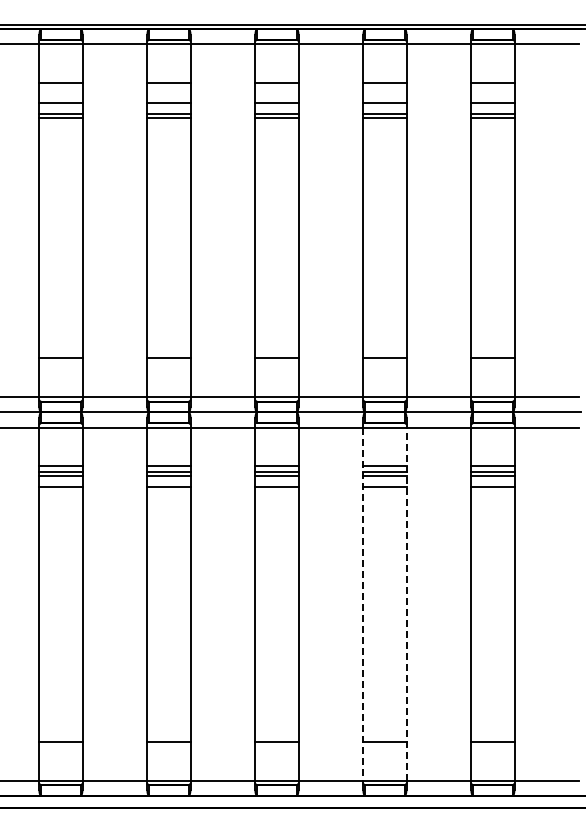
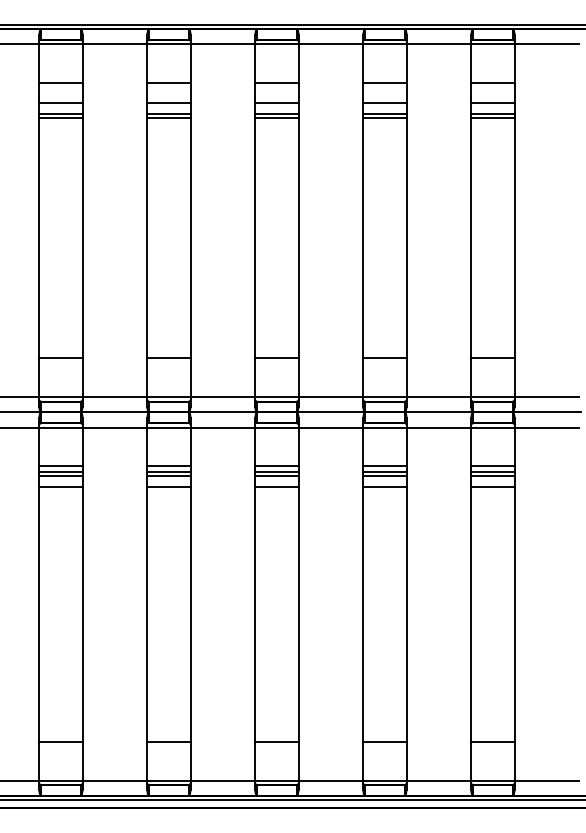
line: dashed -> solid (363, 604)
line: dashed -> solid (406, 604)
line: none -> present (292, 799)
